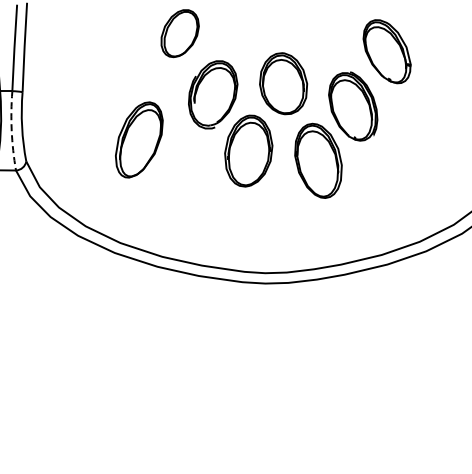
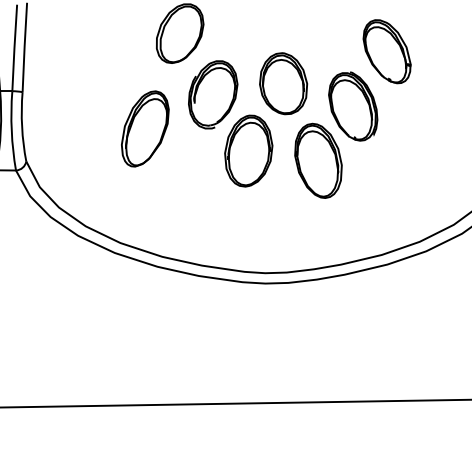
part size: 40x50 px -> 49x61 px (180, 33)
arc: dashed -> solid (11, 130)
part position: (139, 139) -> (145, 128) (145, 128)
line: none -> present (235, 403)
